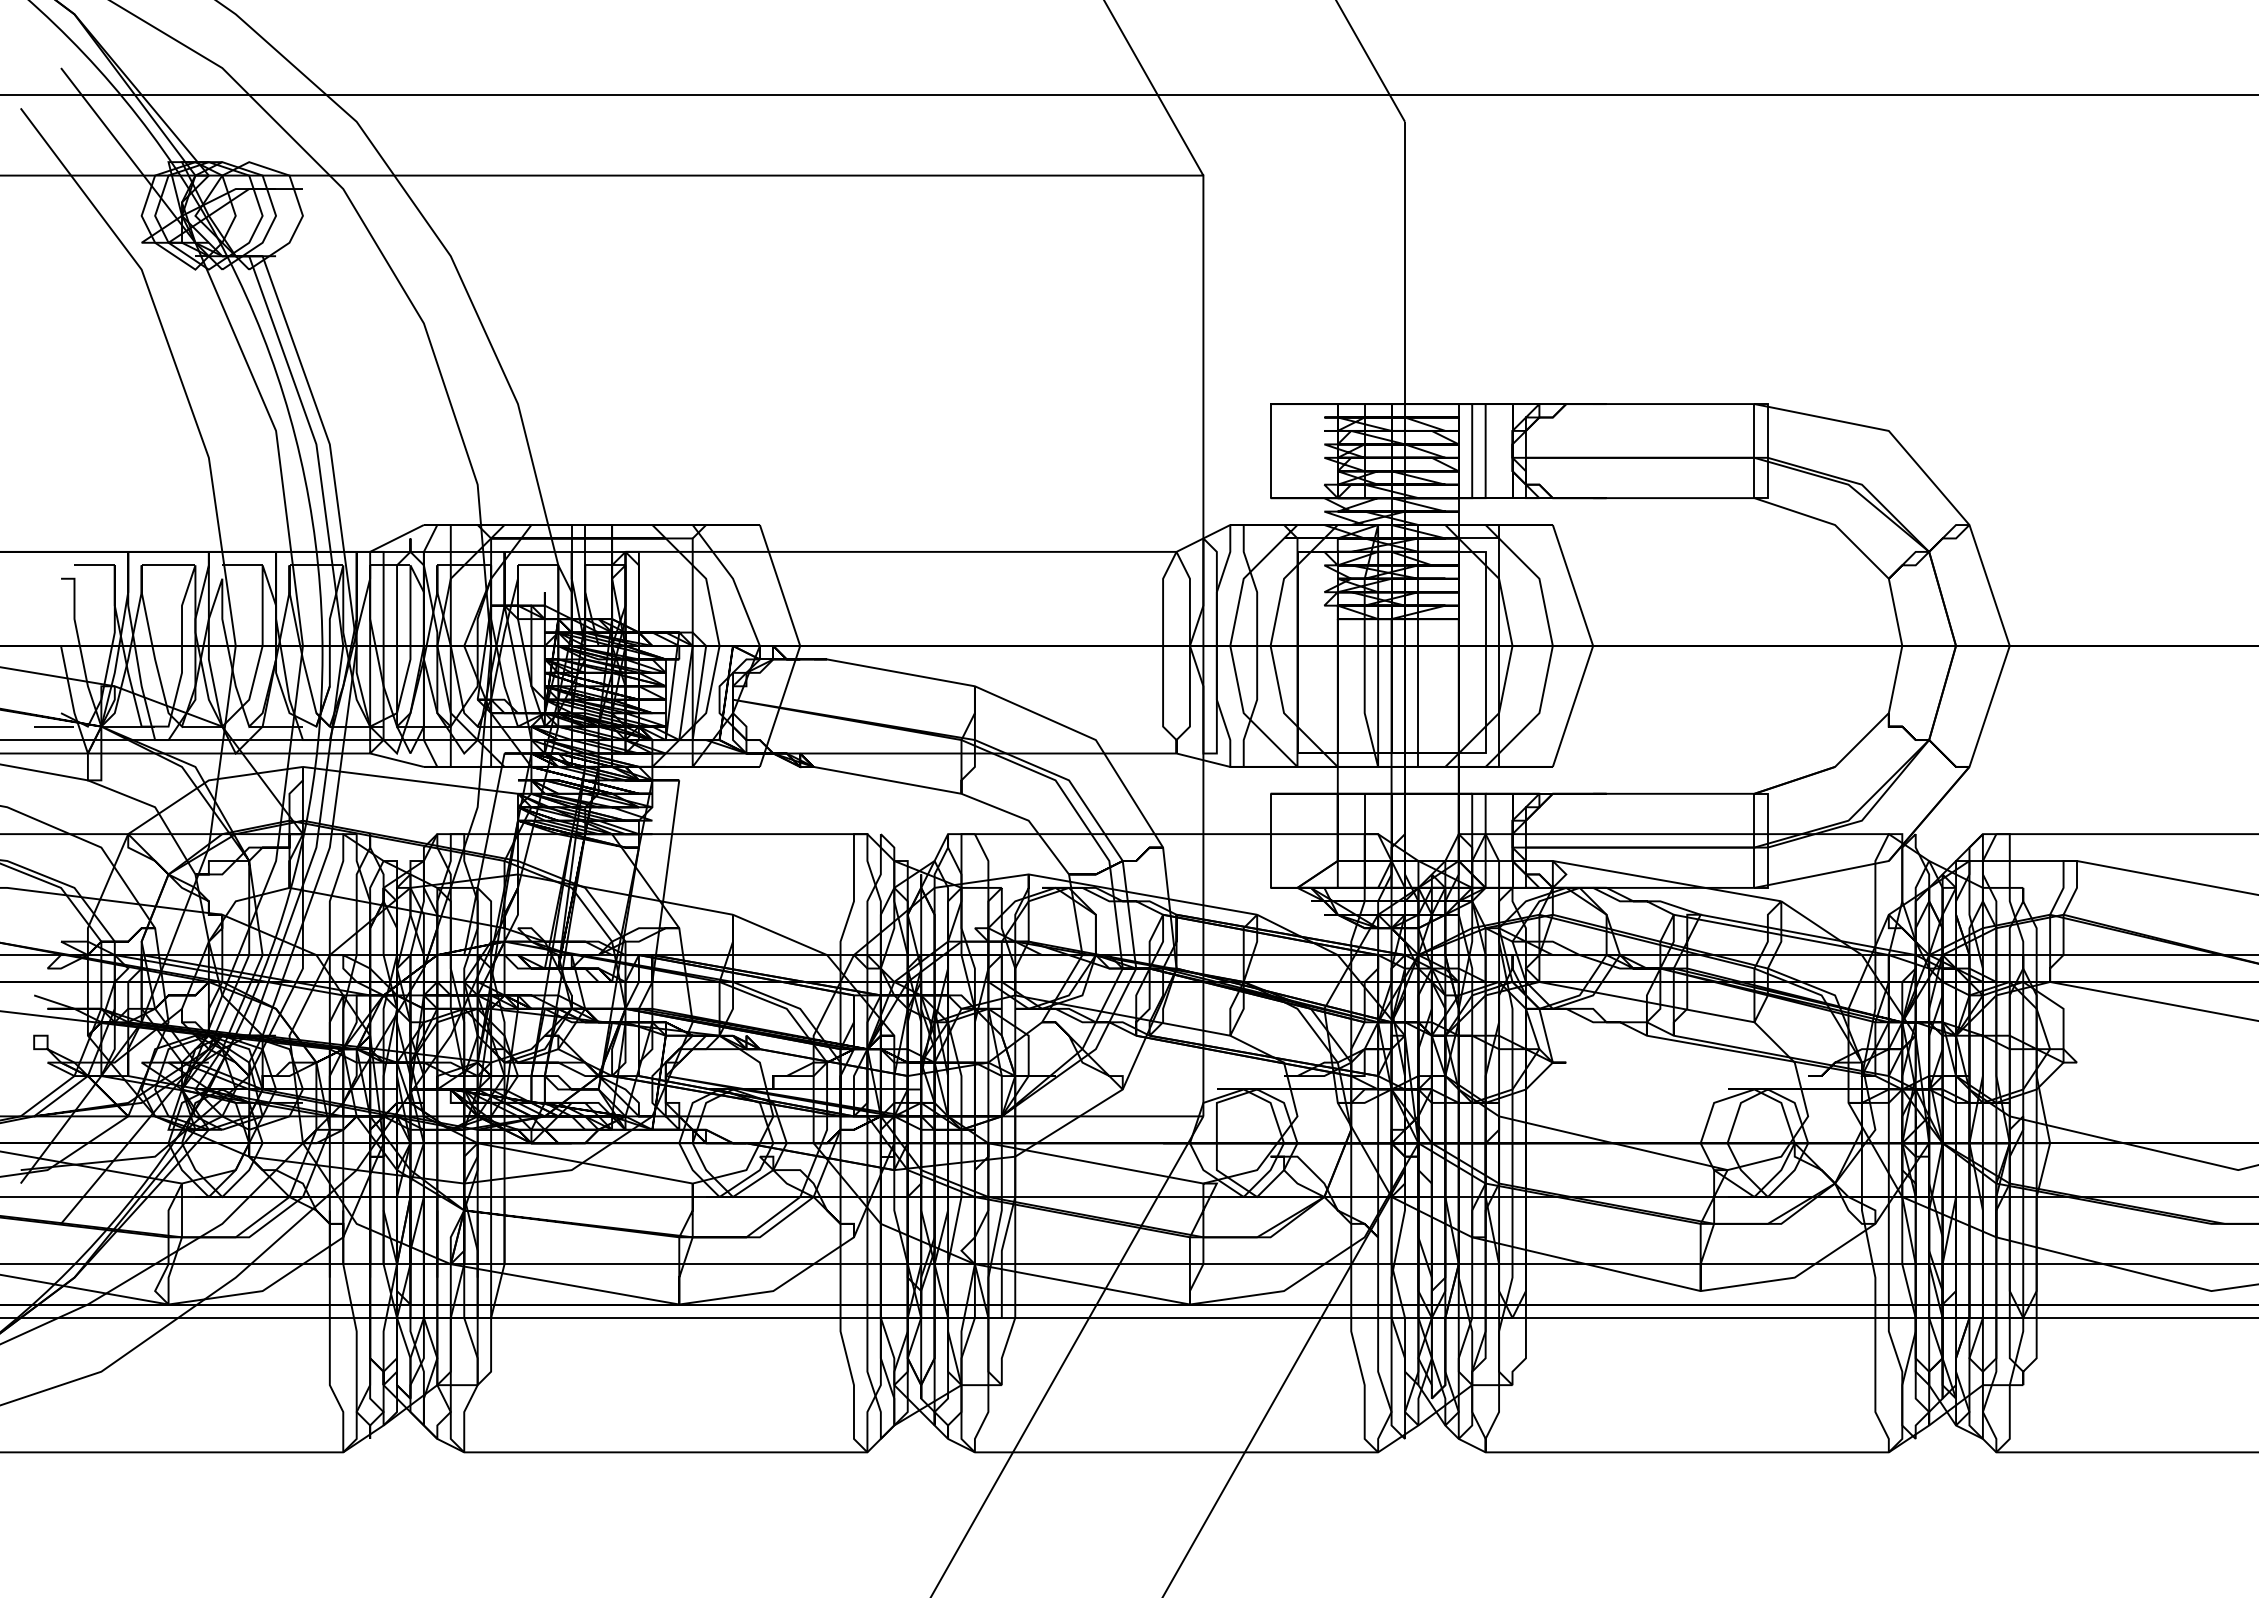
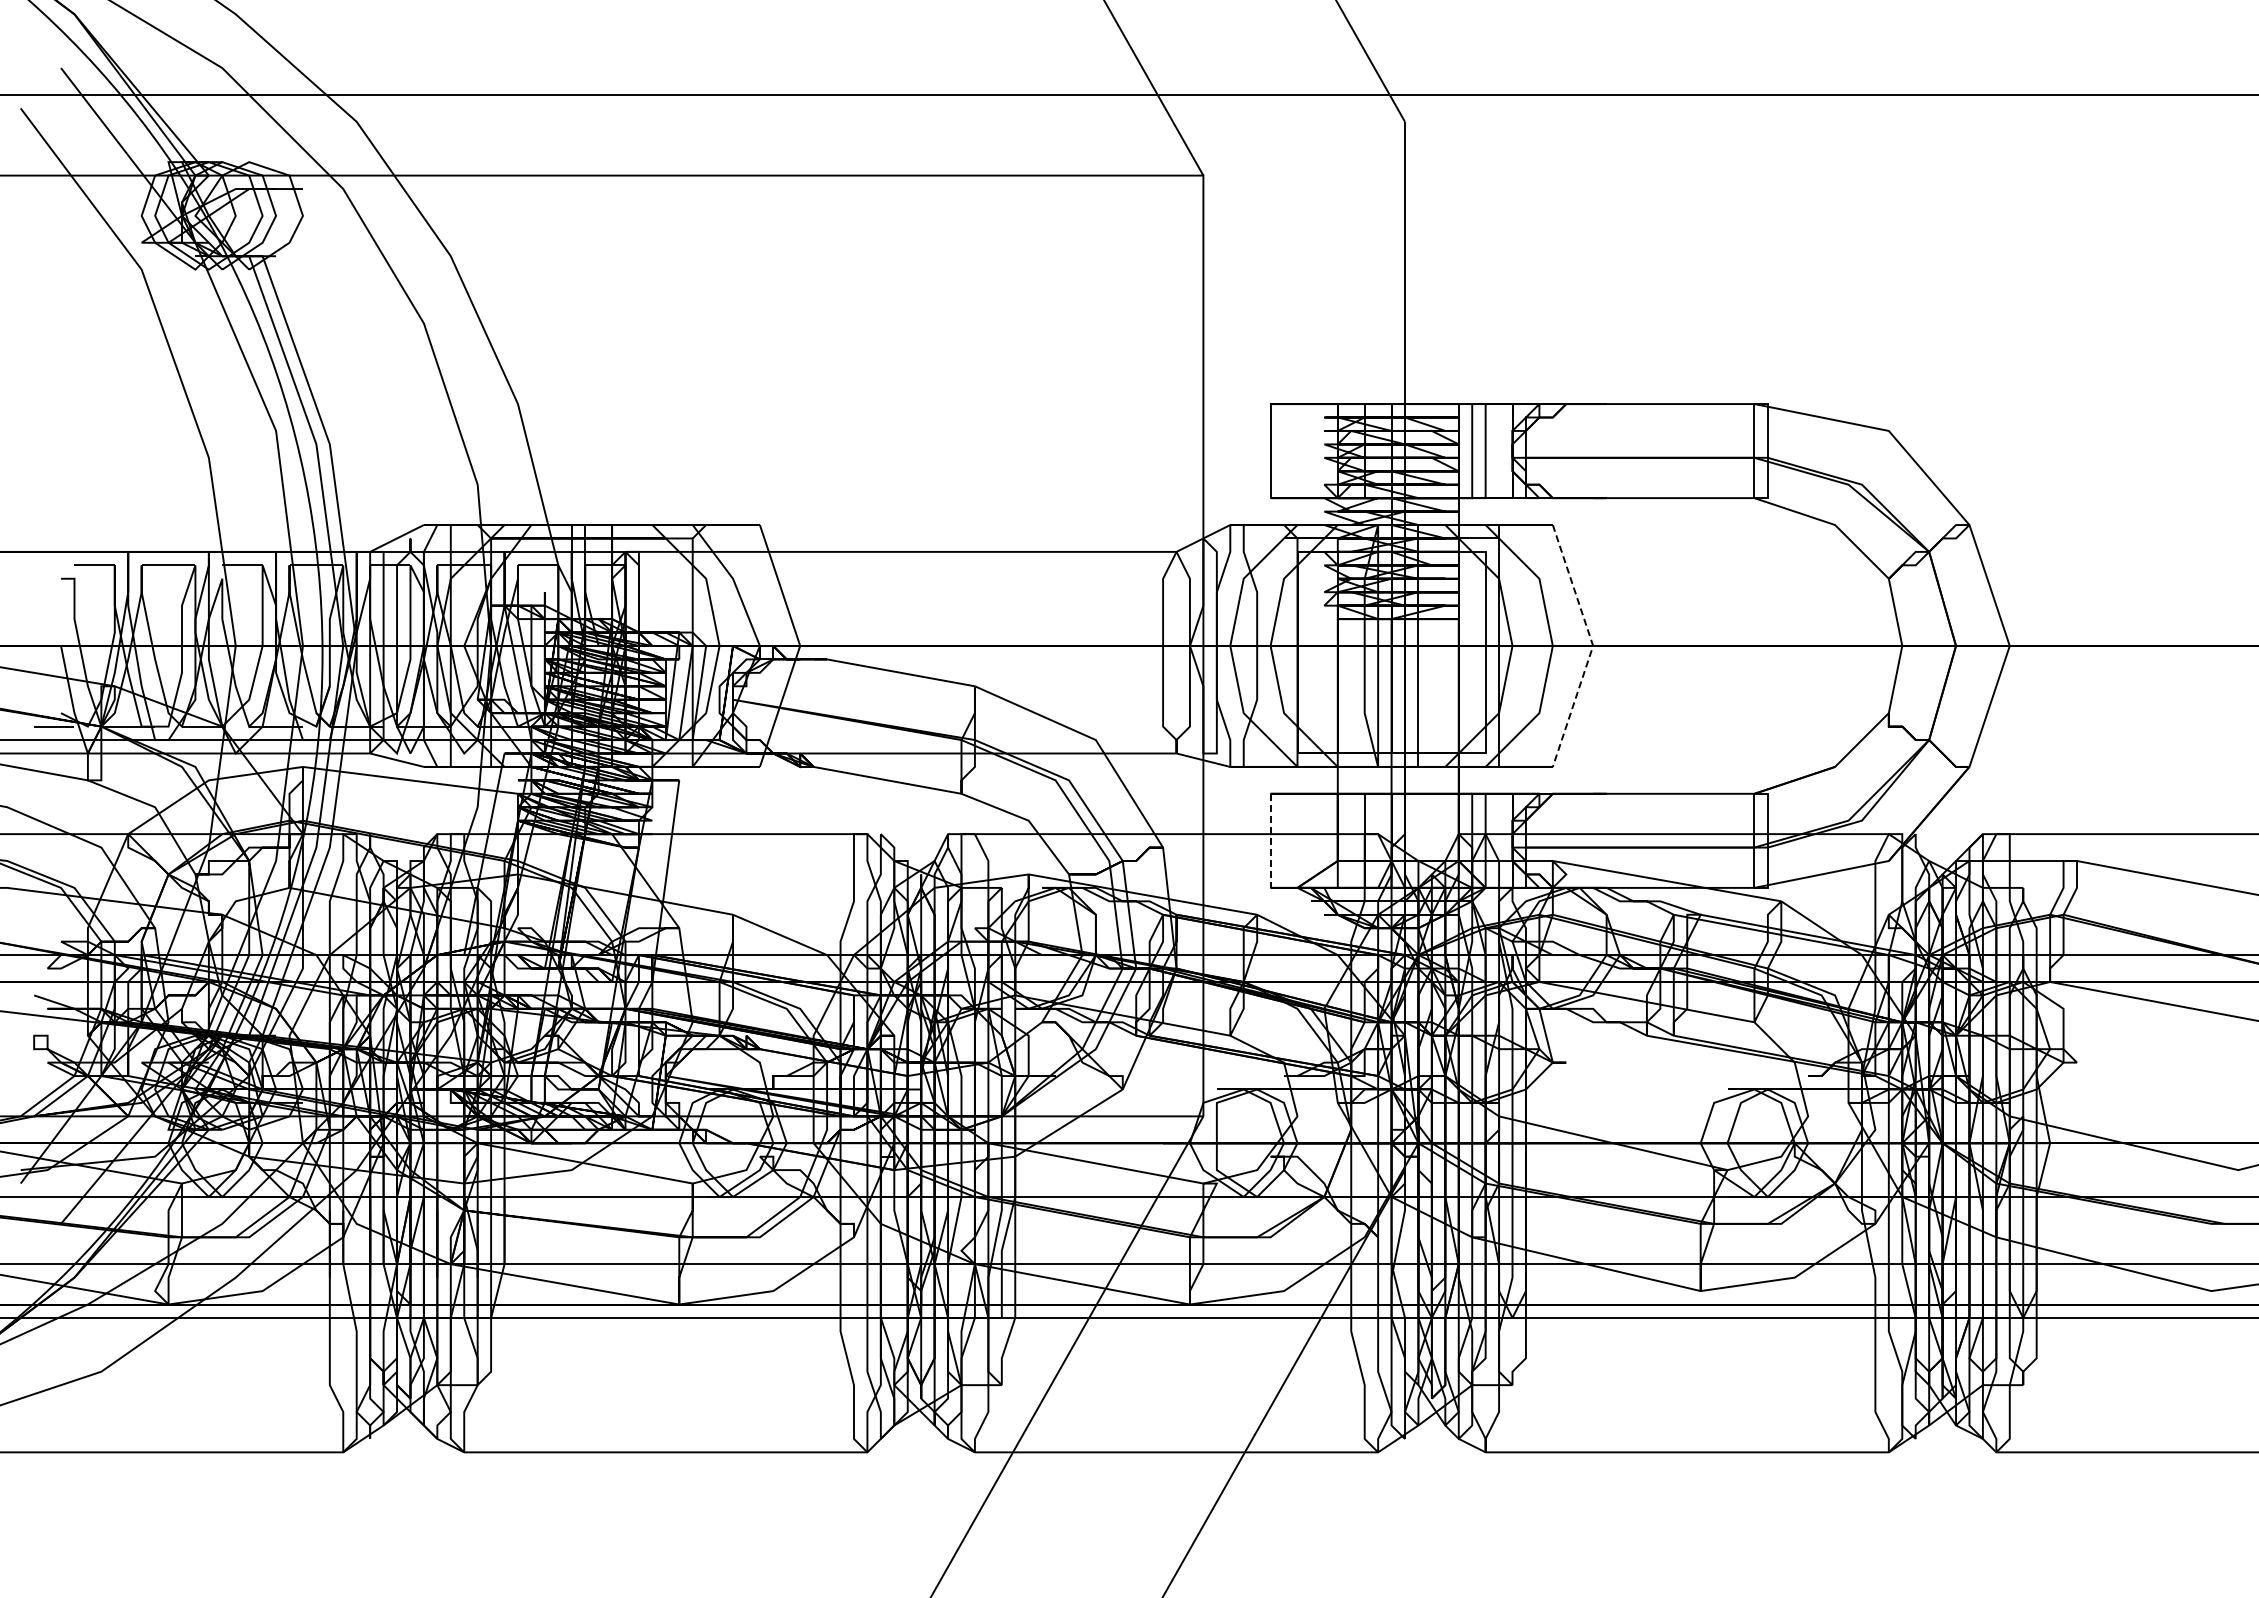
line: solid -> dashed (1593, 645)
line: solid -> dashed (1270, 841)
